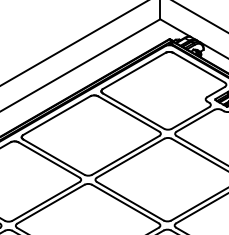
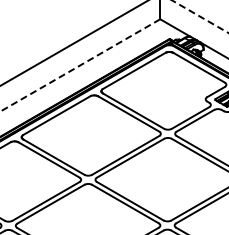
line: solid -> dashed (200, 16)
line: solid -> dashed (79, 65)
